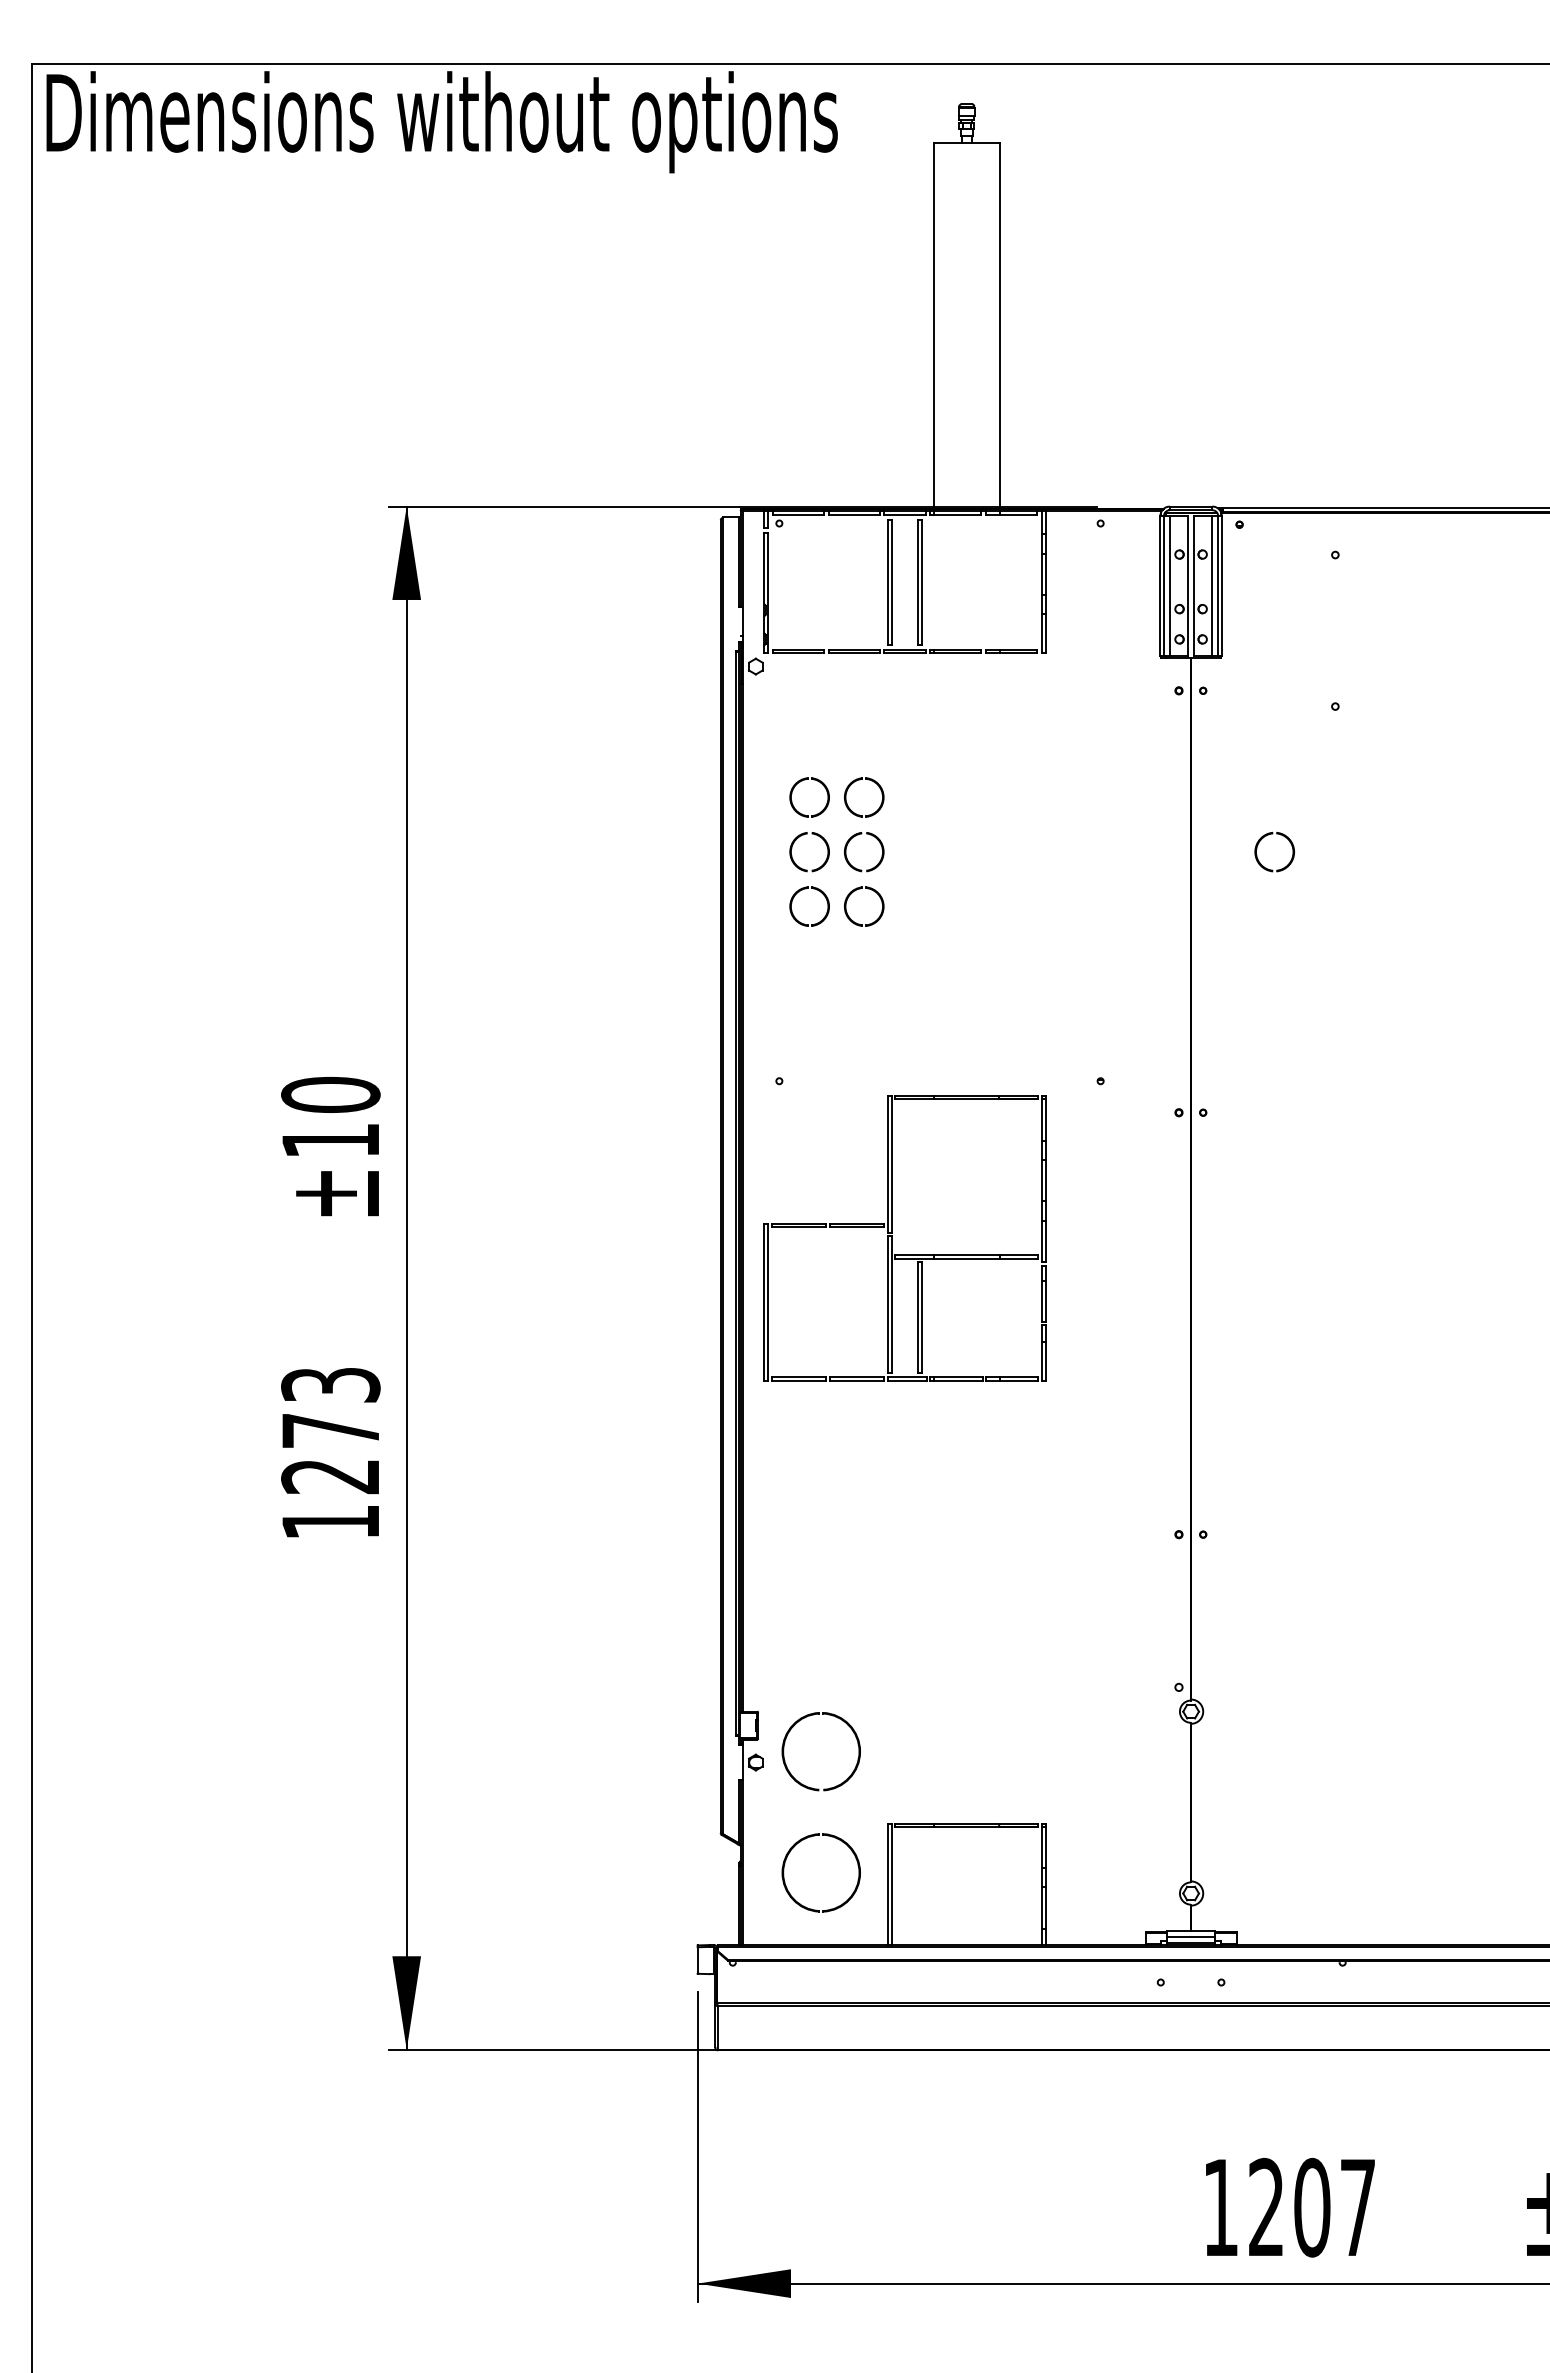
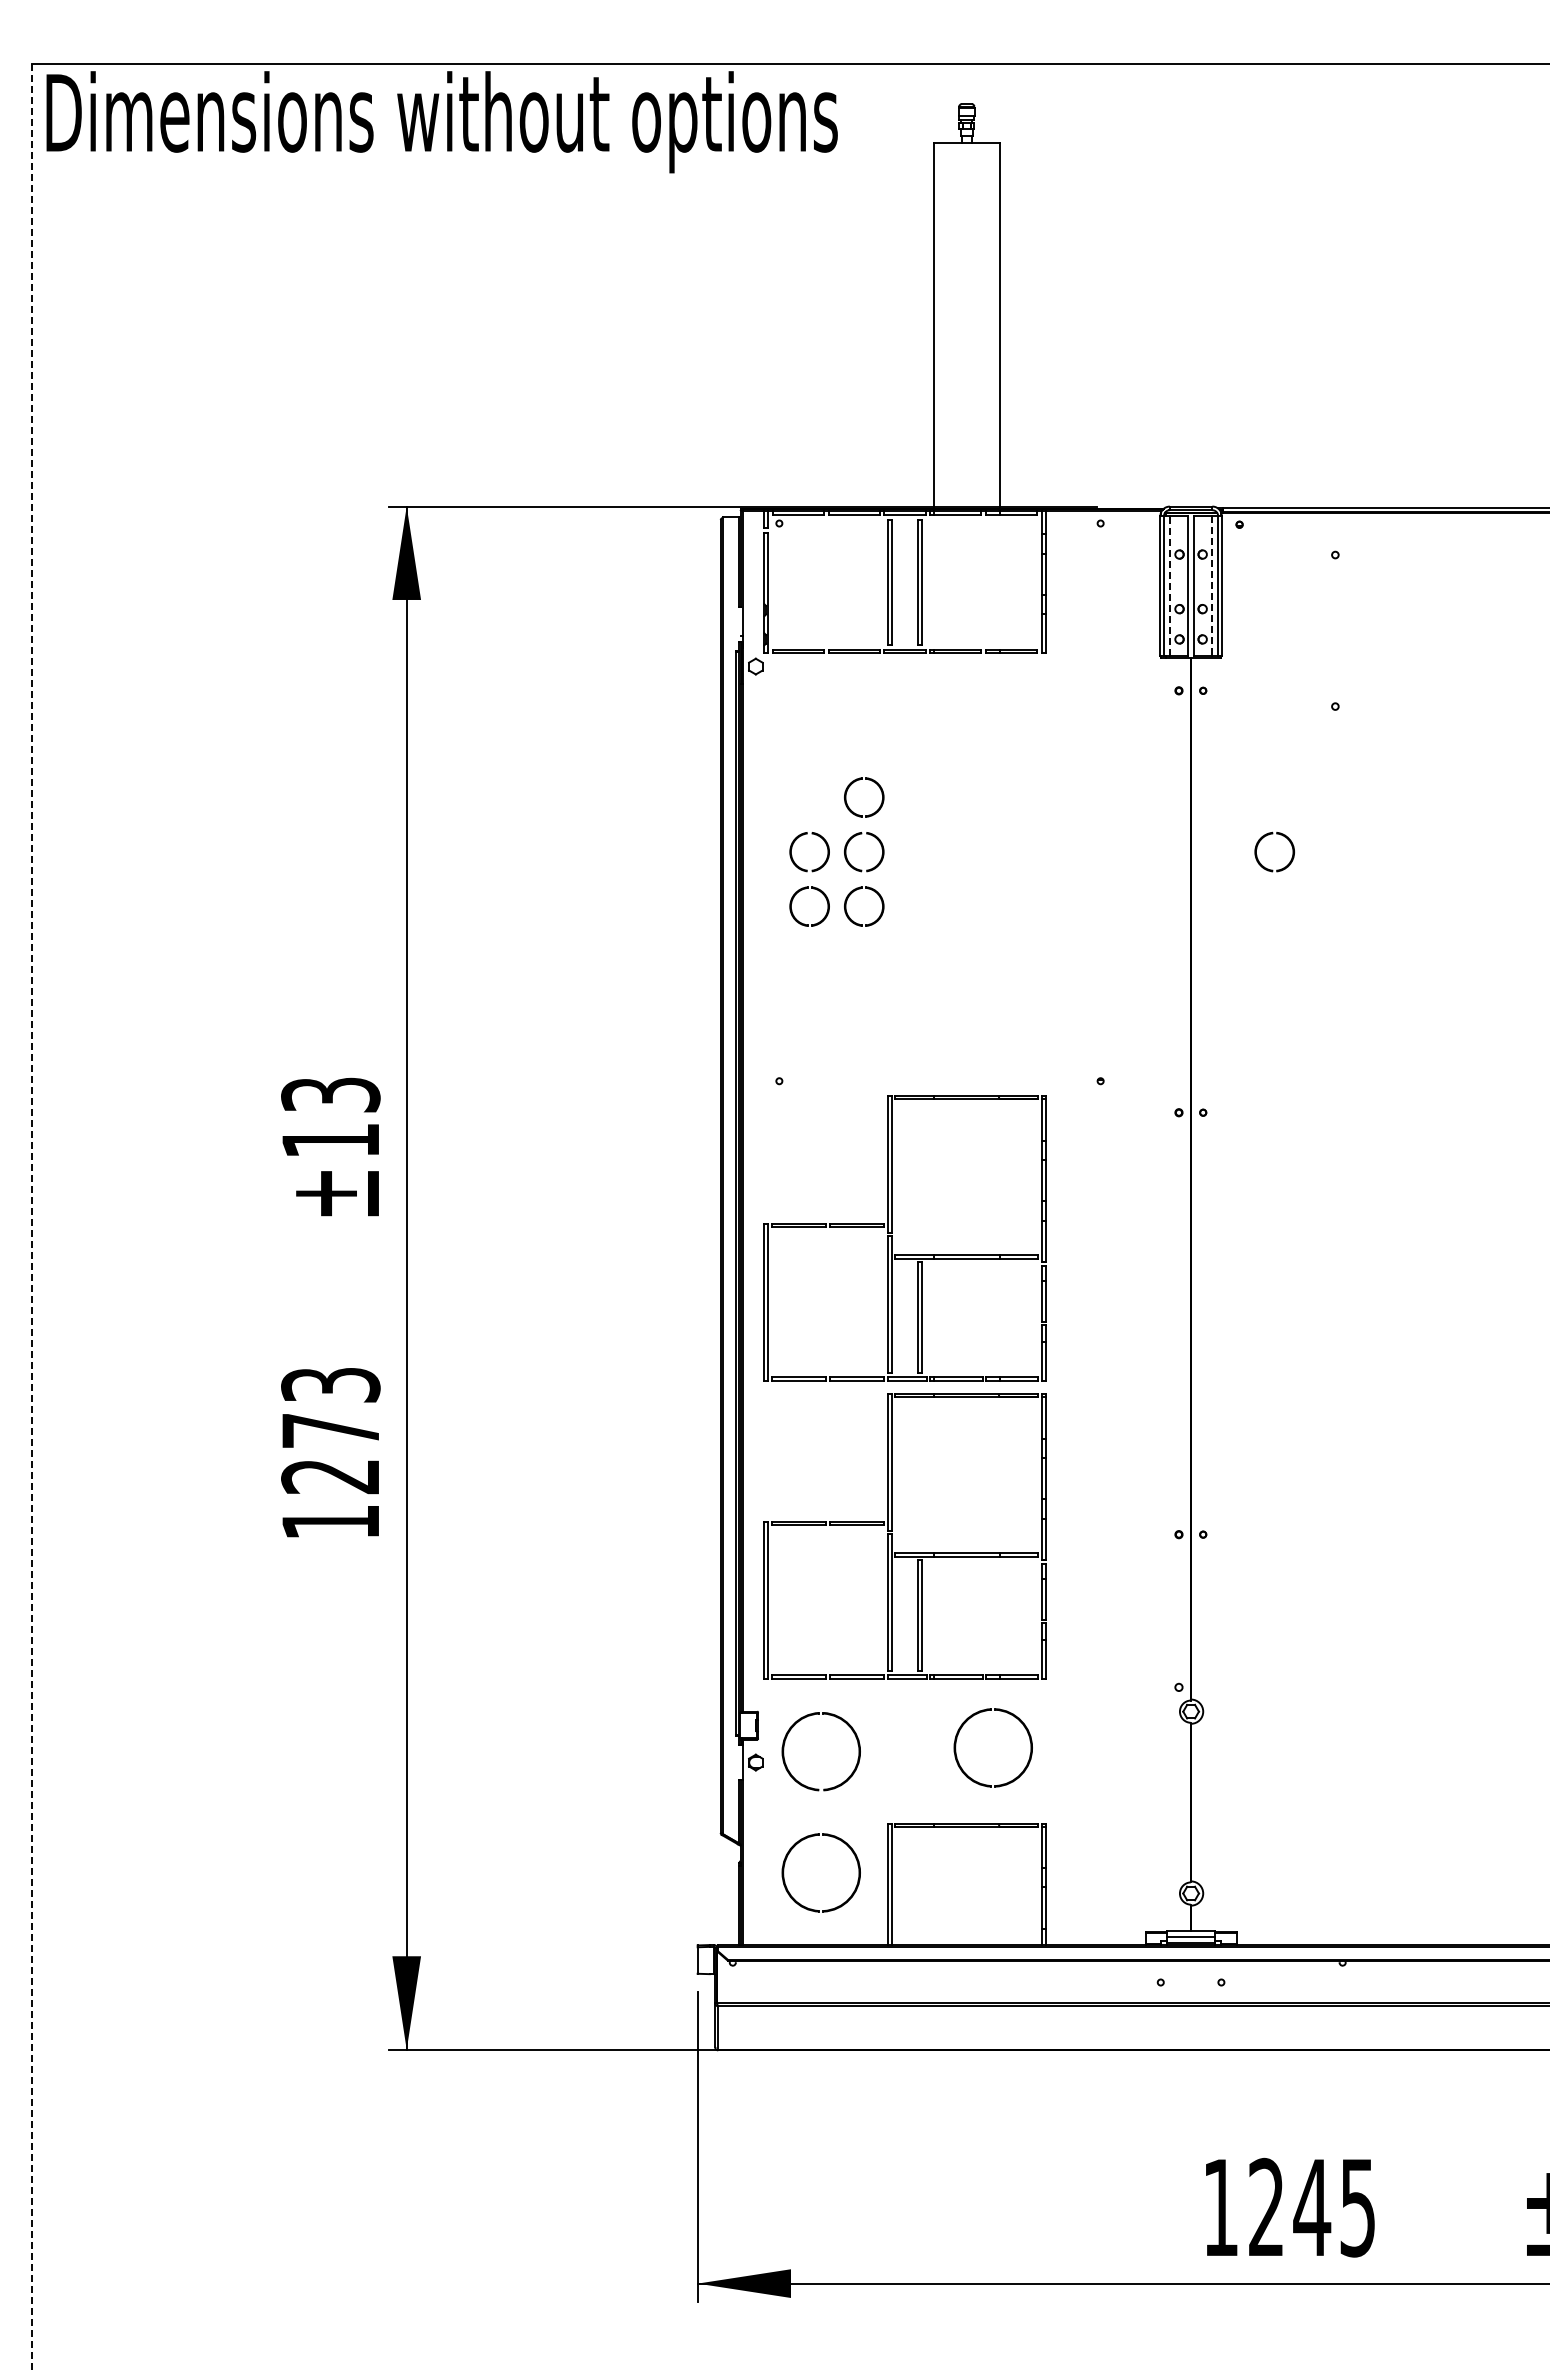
line: solid -> dashed (1169, 585)
line: solid -> dashed (1212, 585)
part: present -> none (792, 794)
text: ±10 -> ±13 (330, 1094)
line: solid -> dashed (31, 1218)
part: none -> present (892, 1536)
part: none -> present (959, 1733)
text: 1207 -> 1245 (1333, 2207)
